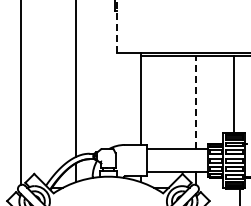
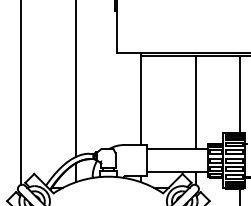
line: dashed -> solid (116, 26)
line position: (233, 94) -> (239, 94) (239, 94)
line: dashed -> solid (196, 102)
